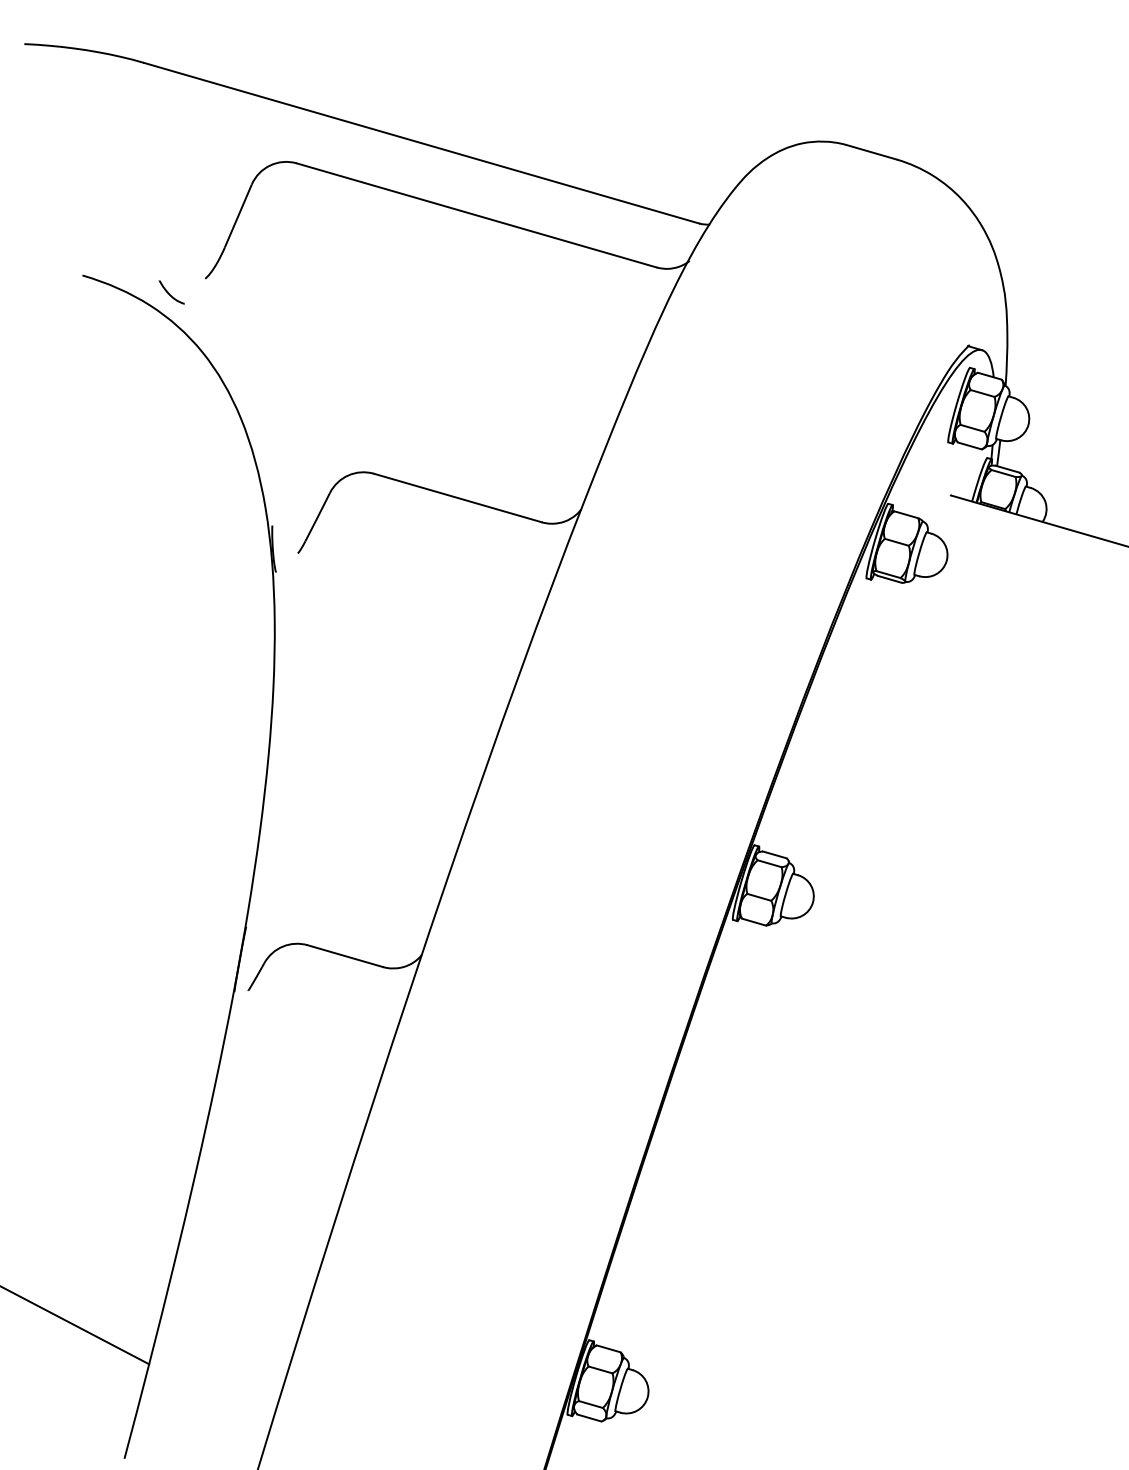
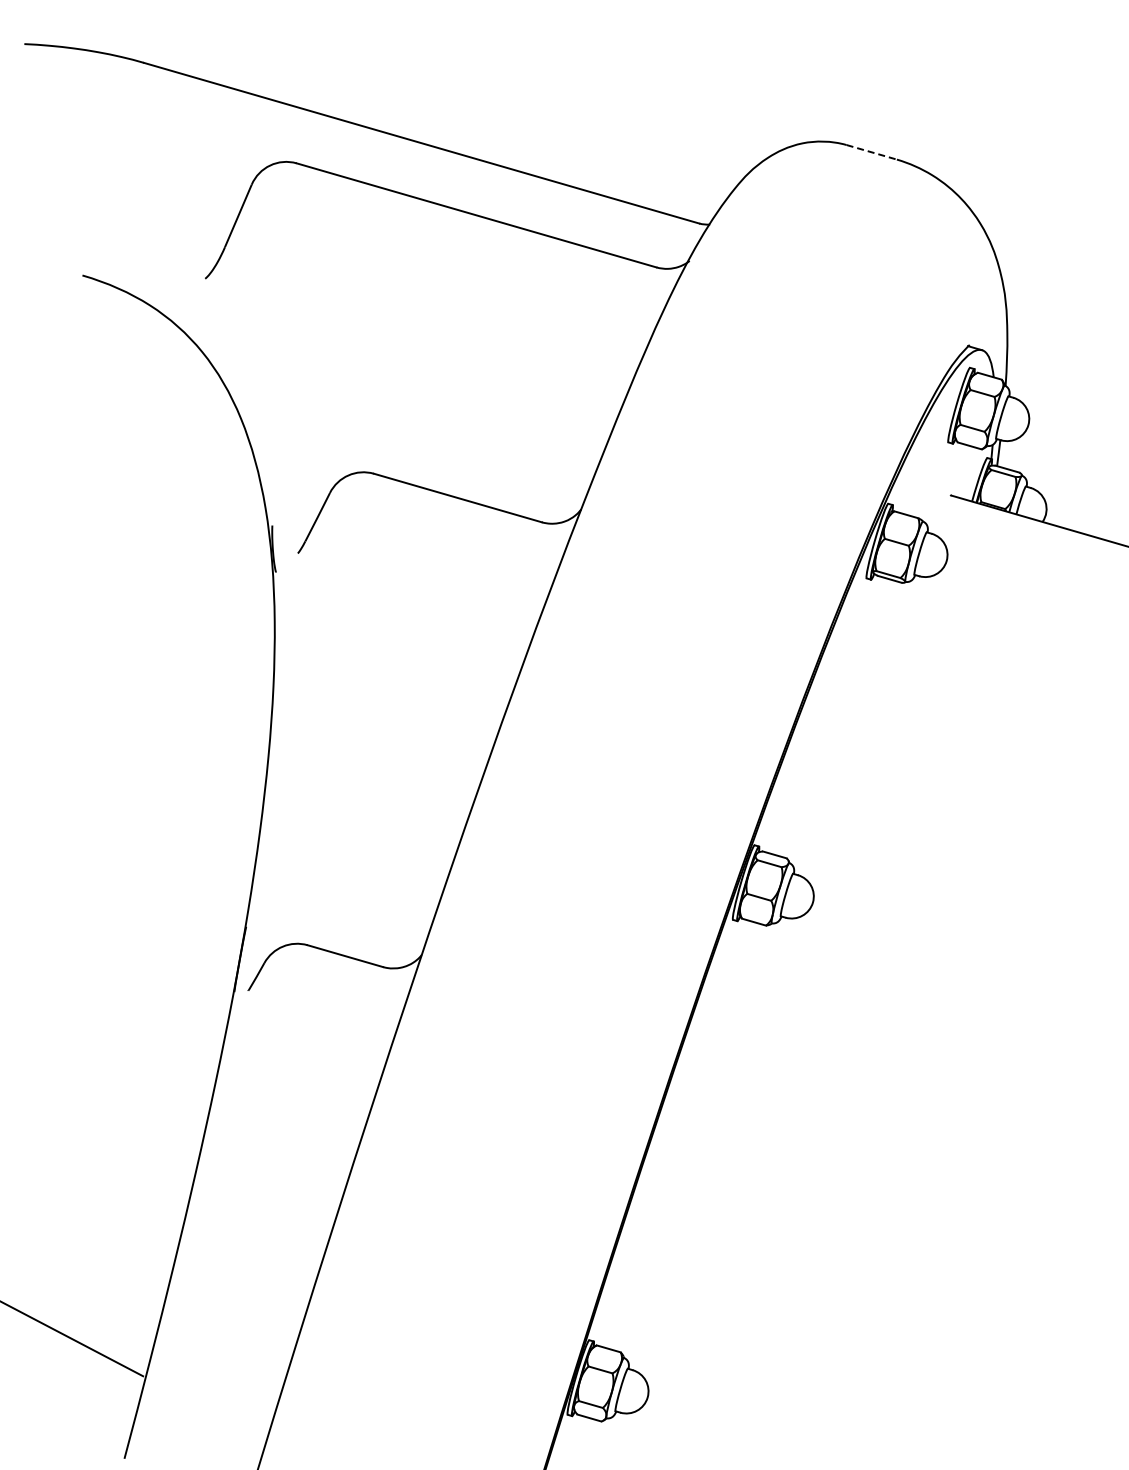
line: solid -> dashed (872, 152)
curve: present -> none (169, 293)
line position: (75, 1325) -> (72, 1339) (72, 1339)
